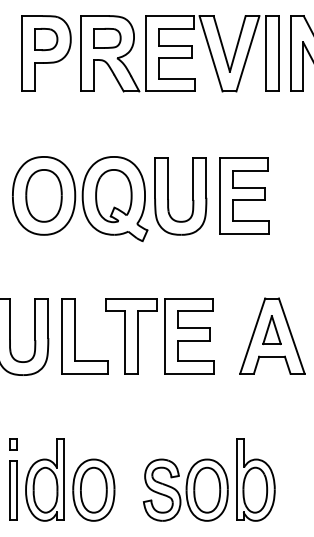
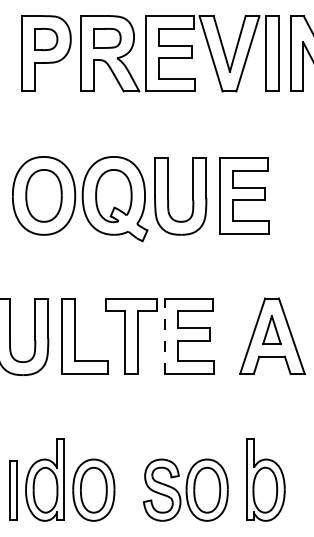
line: solid -> dashed (165, 336)
part: present -> none (13, 444)
part position: (255, 479) -> (265, 479) (265, 479)
